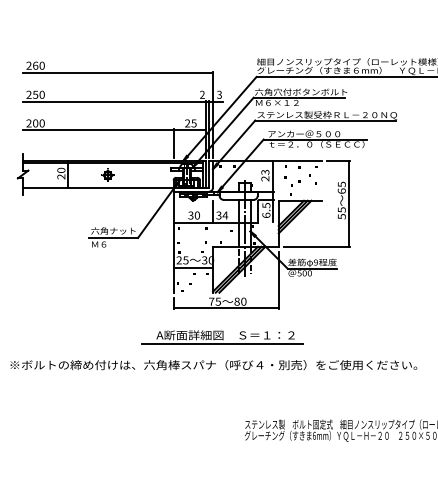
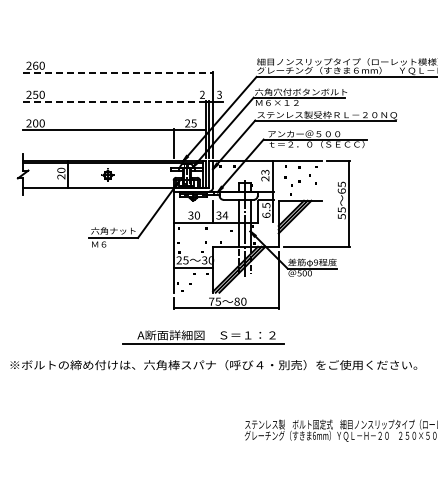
line: solid -> dashed (118, 72)
line: solid -> dashed (114, 101)
part position: (222, 337) -> (203, 337) (203, 337)
